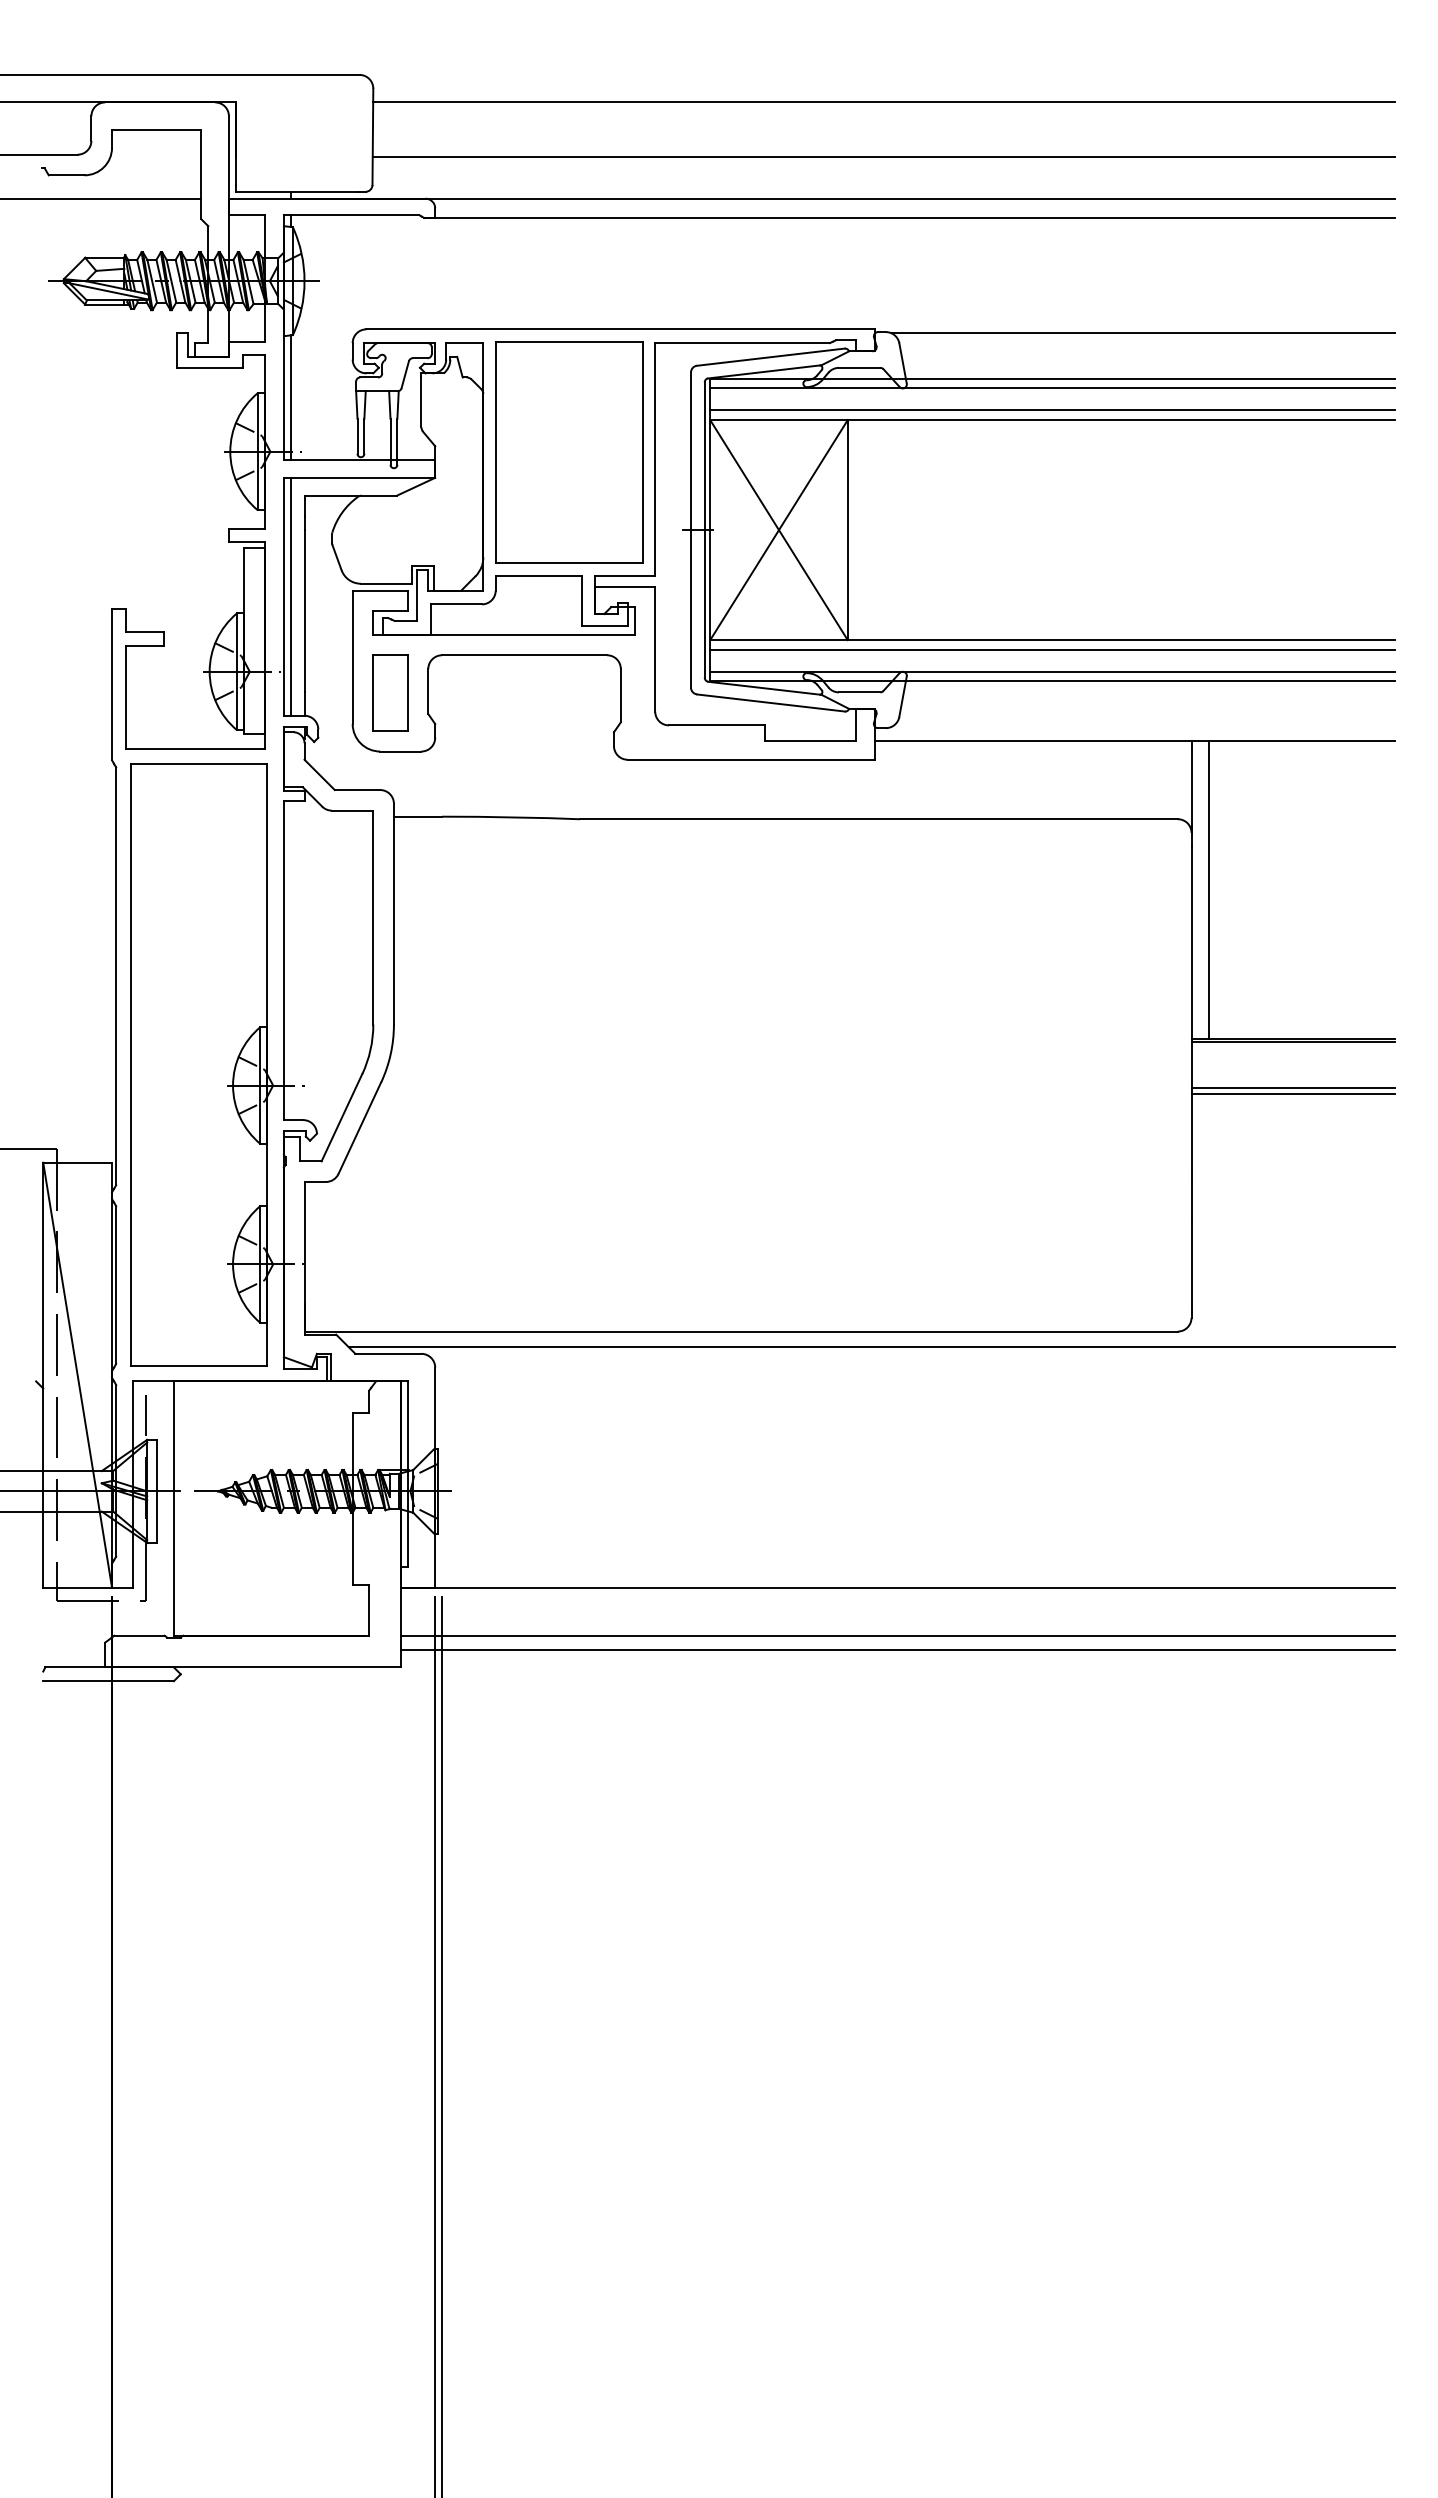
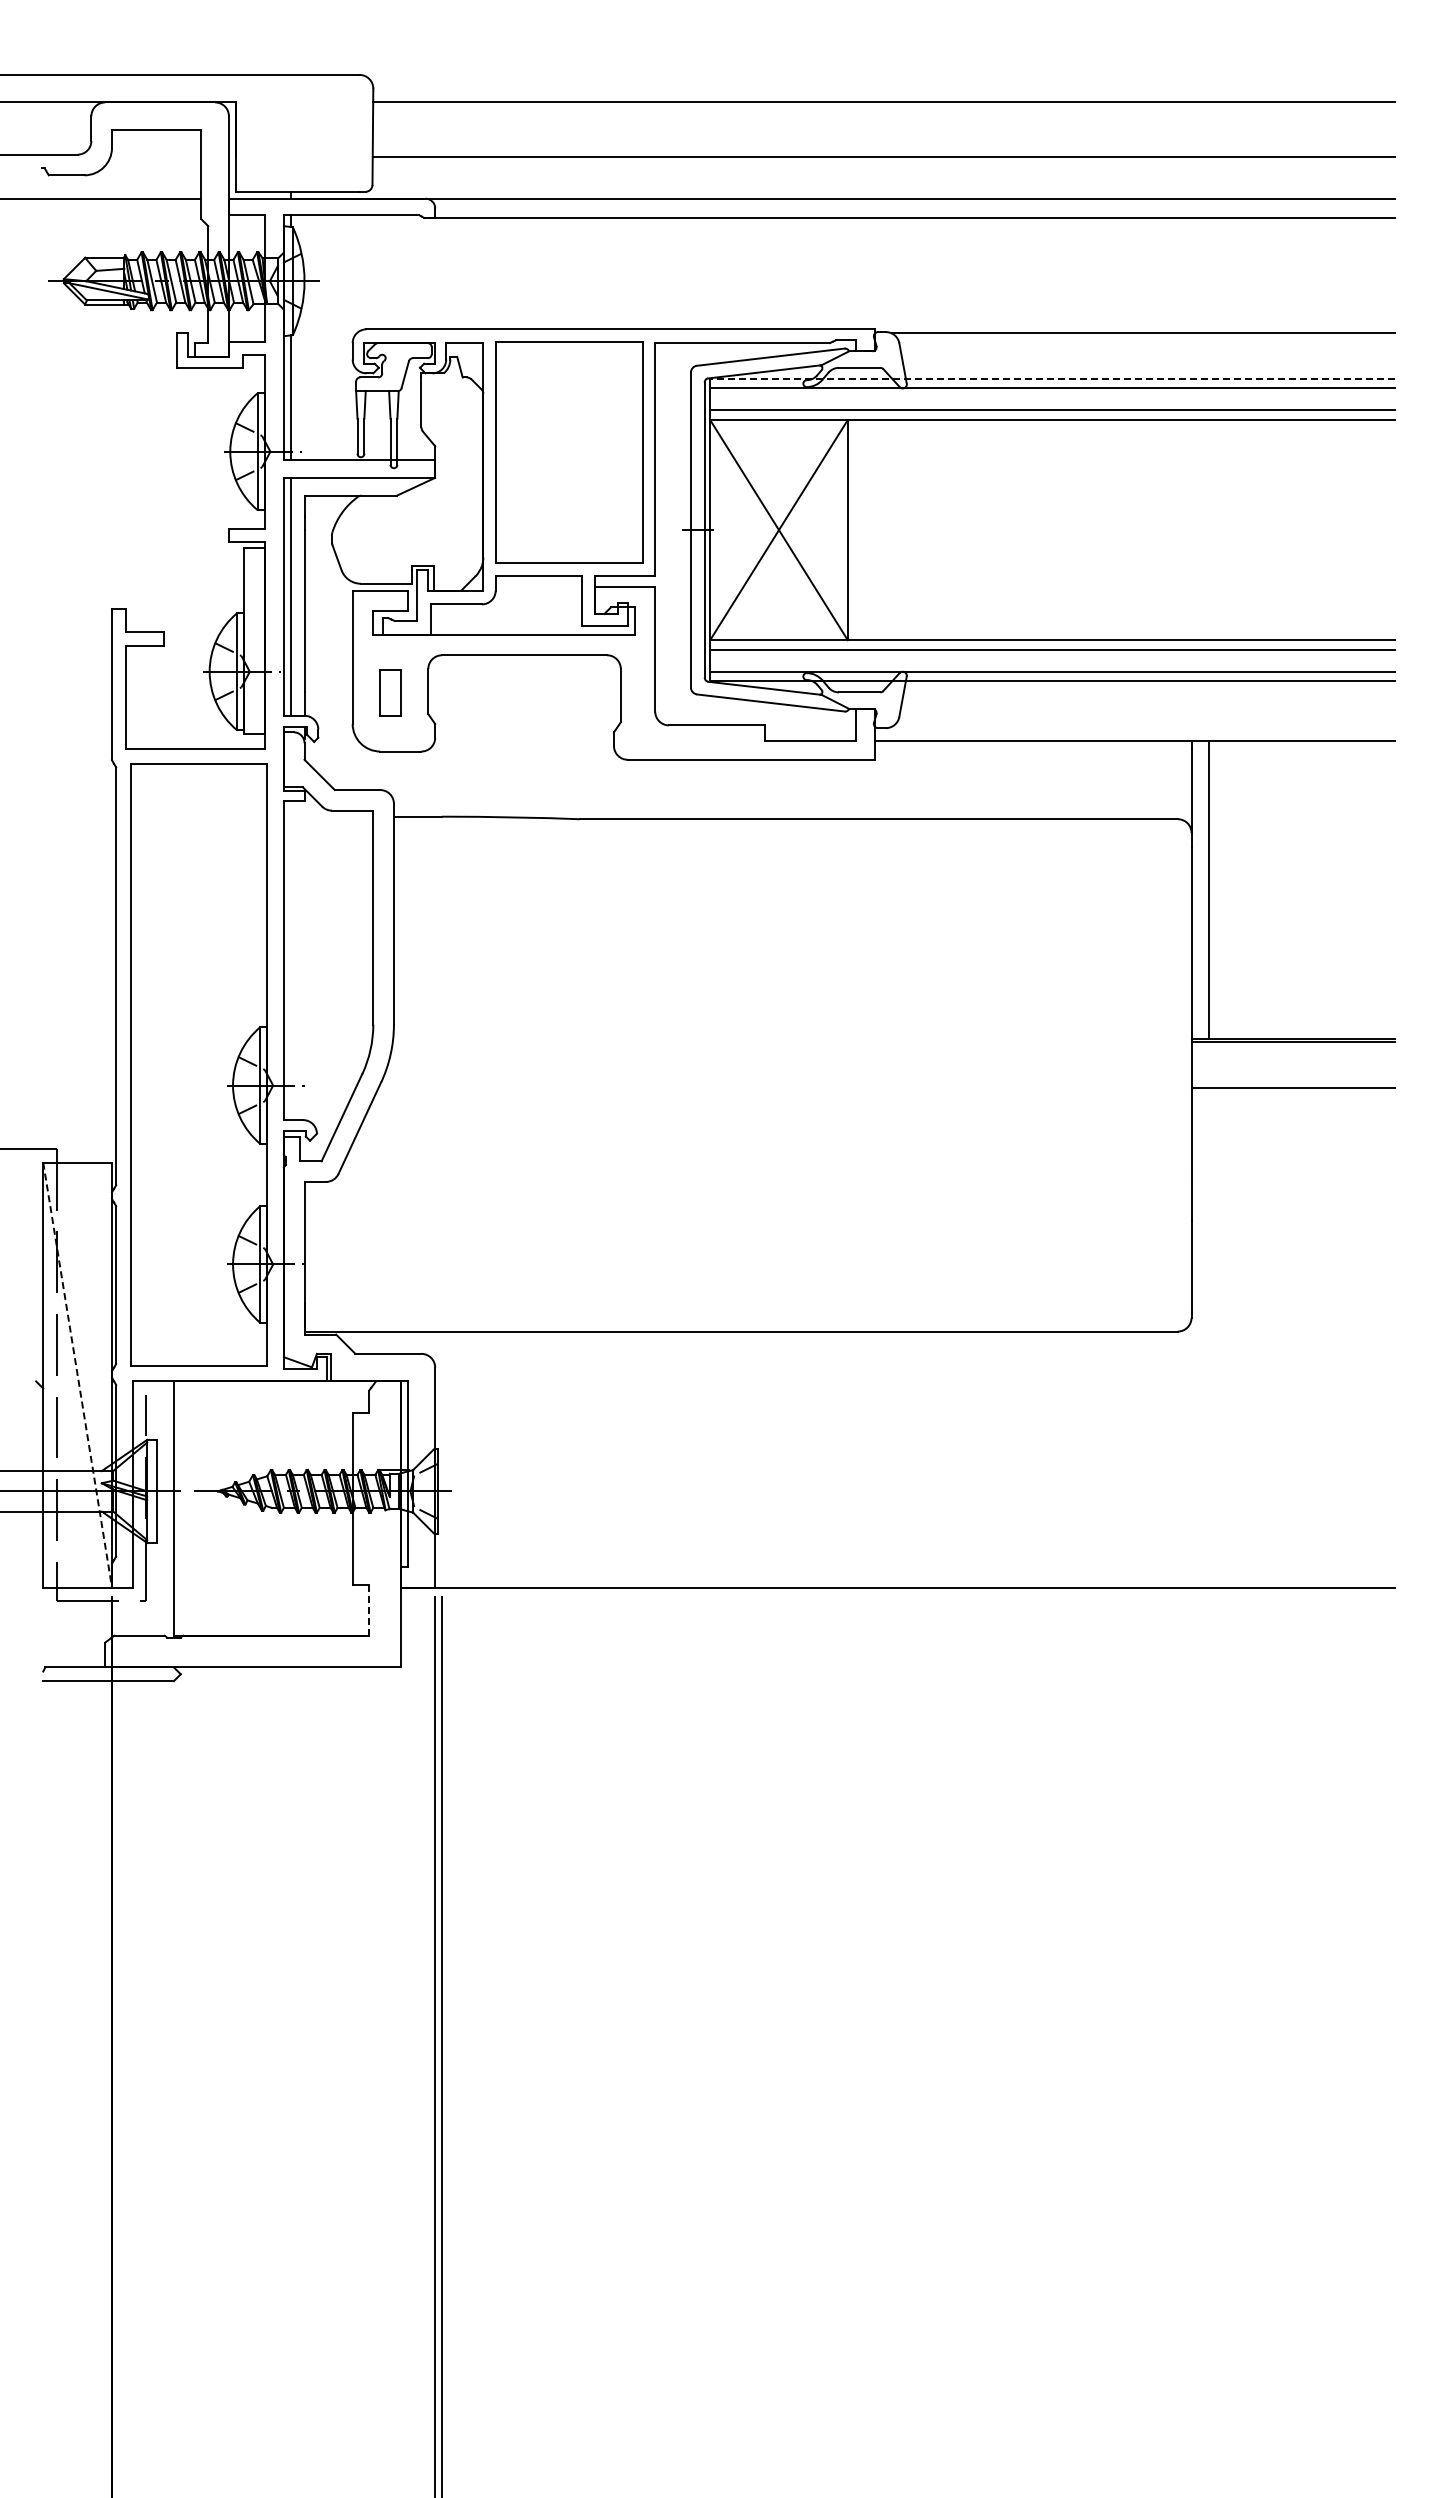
line: solid -> dashed (1052, 378)
part size: 37x78 px -> 23x48 px (390, 692)
line: present -> none (1292, 1093)
line: present -> none (871, 1346)
line: solid -> dashed (77, 1375)
line: solid -> dashed (369, 1610)
line: present -> none (897, 1635)
line: present -> none (897, 1649)
